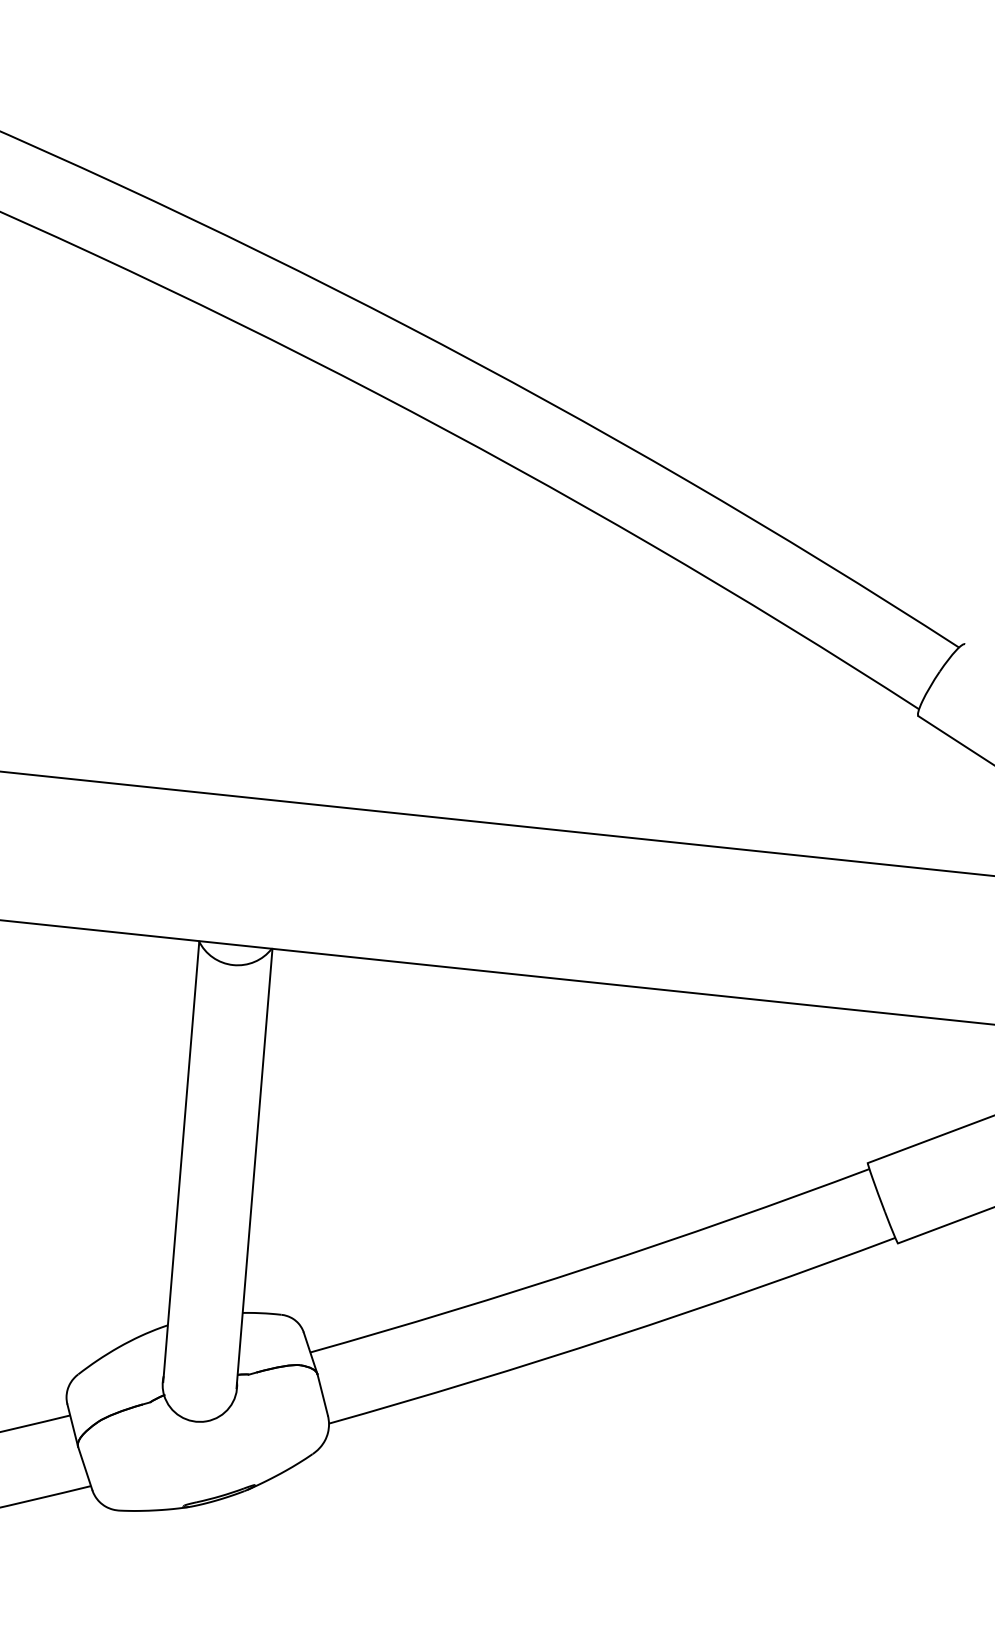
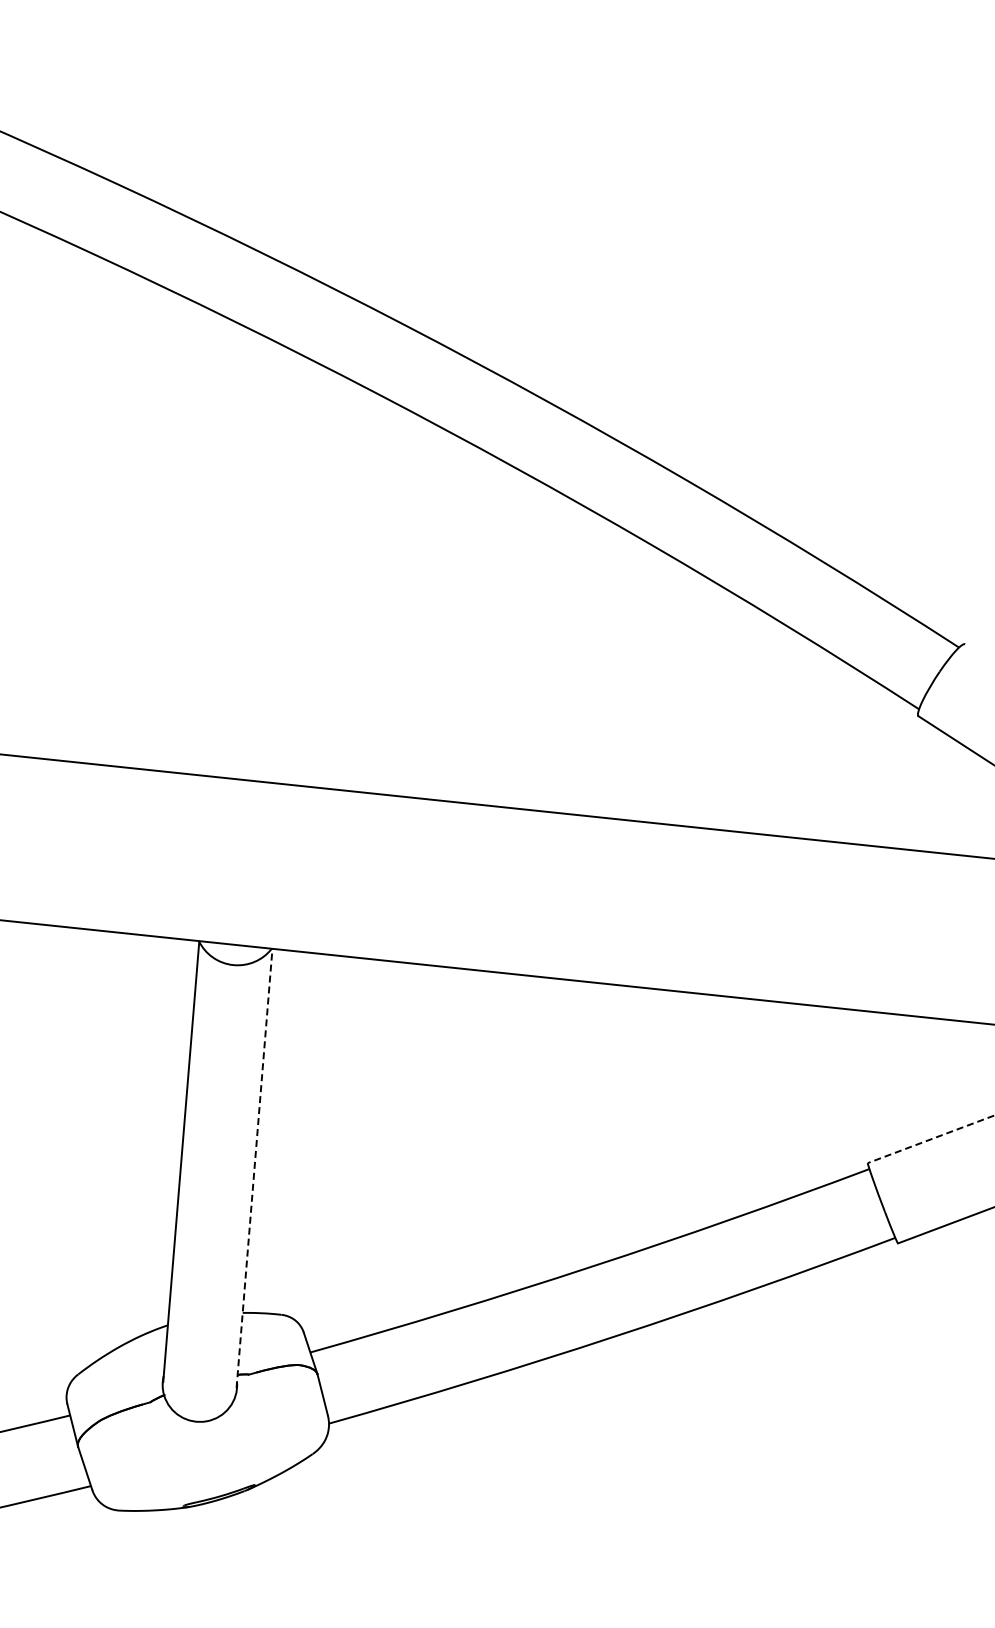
line position: (496, 823) -> (496, 806) (496, 806)
line: solid -> dashed (930, 1139)
line: solid -> dashed (254, 1168)
